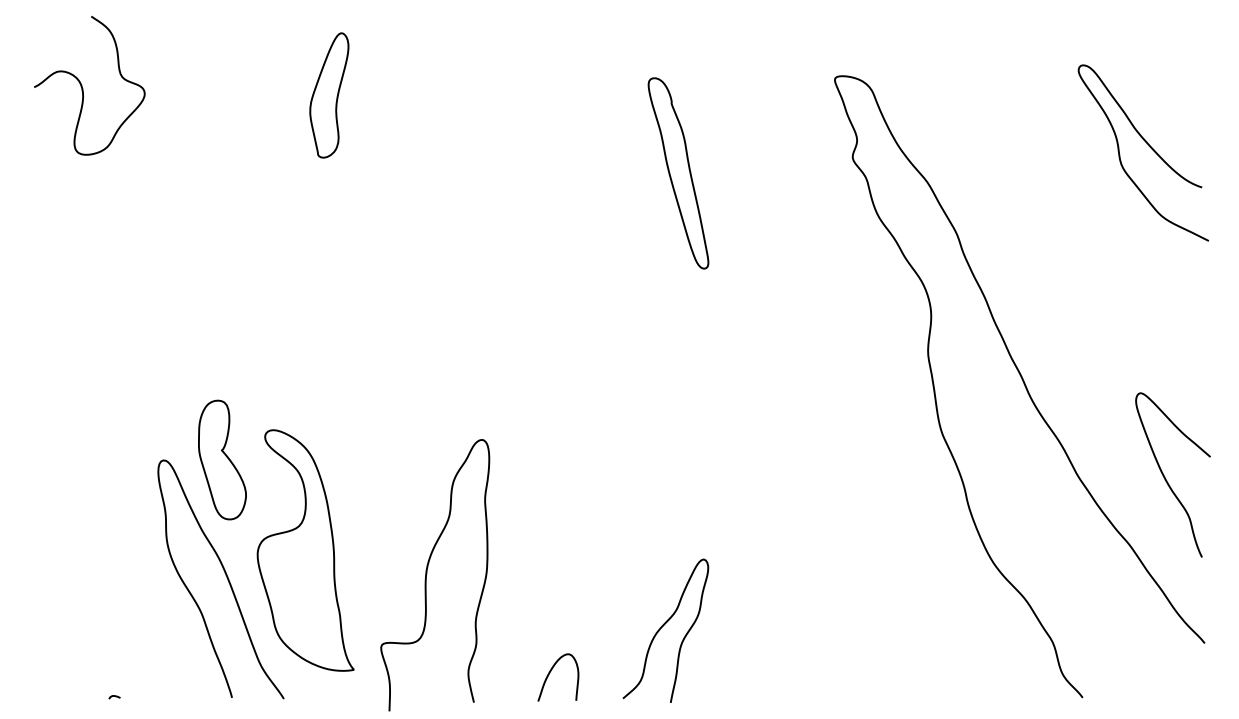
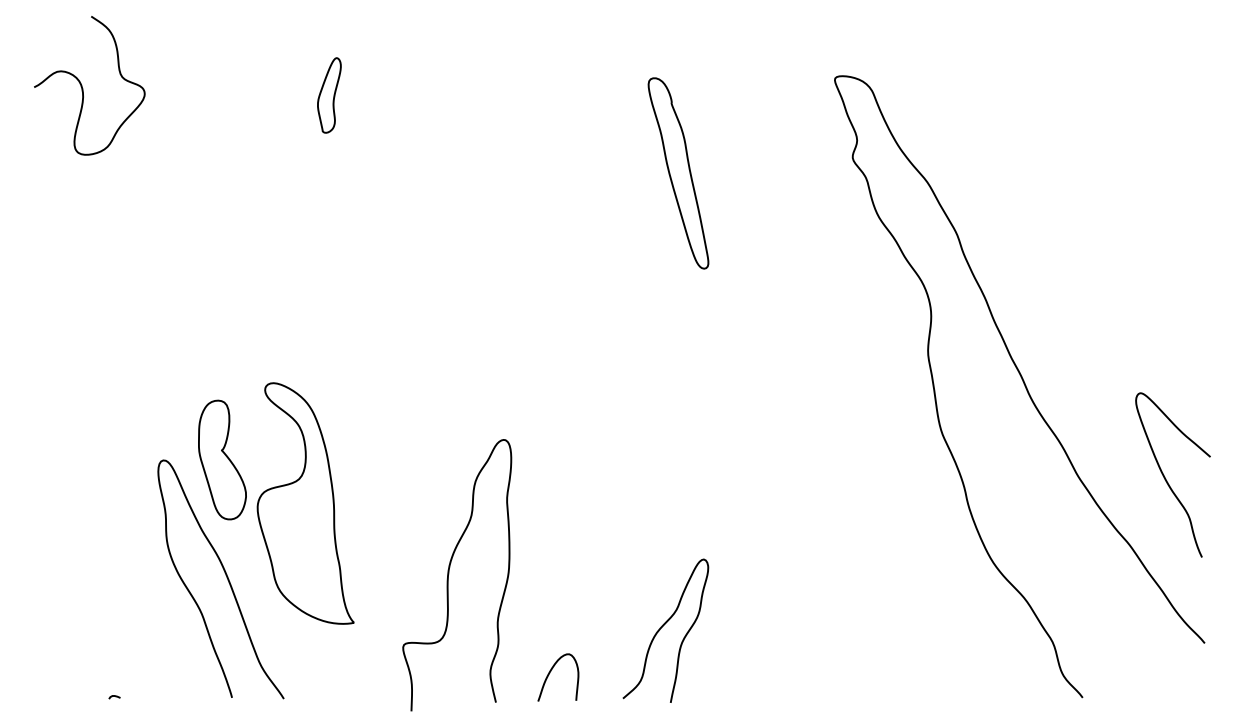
part size: 41x127 px -> 25x77 px (329, 95)
curve: present -> none (1149, 147)
part position: (305, 550) -> (305, 503) (305, 503)
curve position: (427, 574) -> (449, 574) (449, 574)
